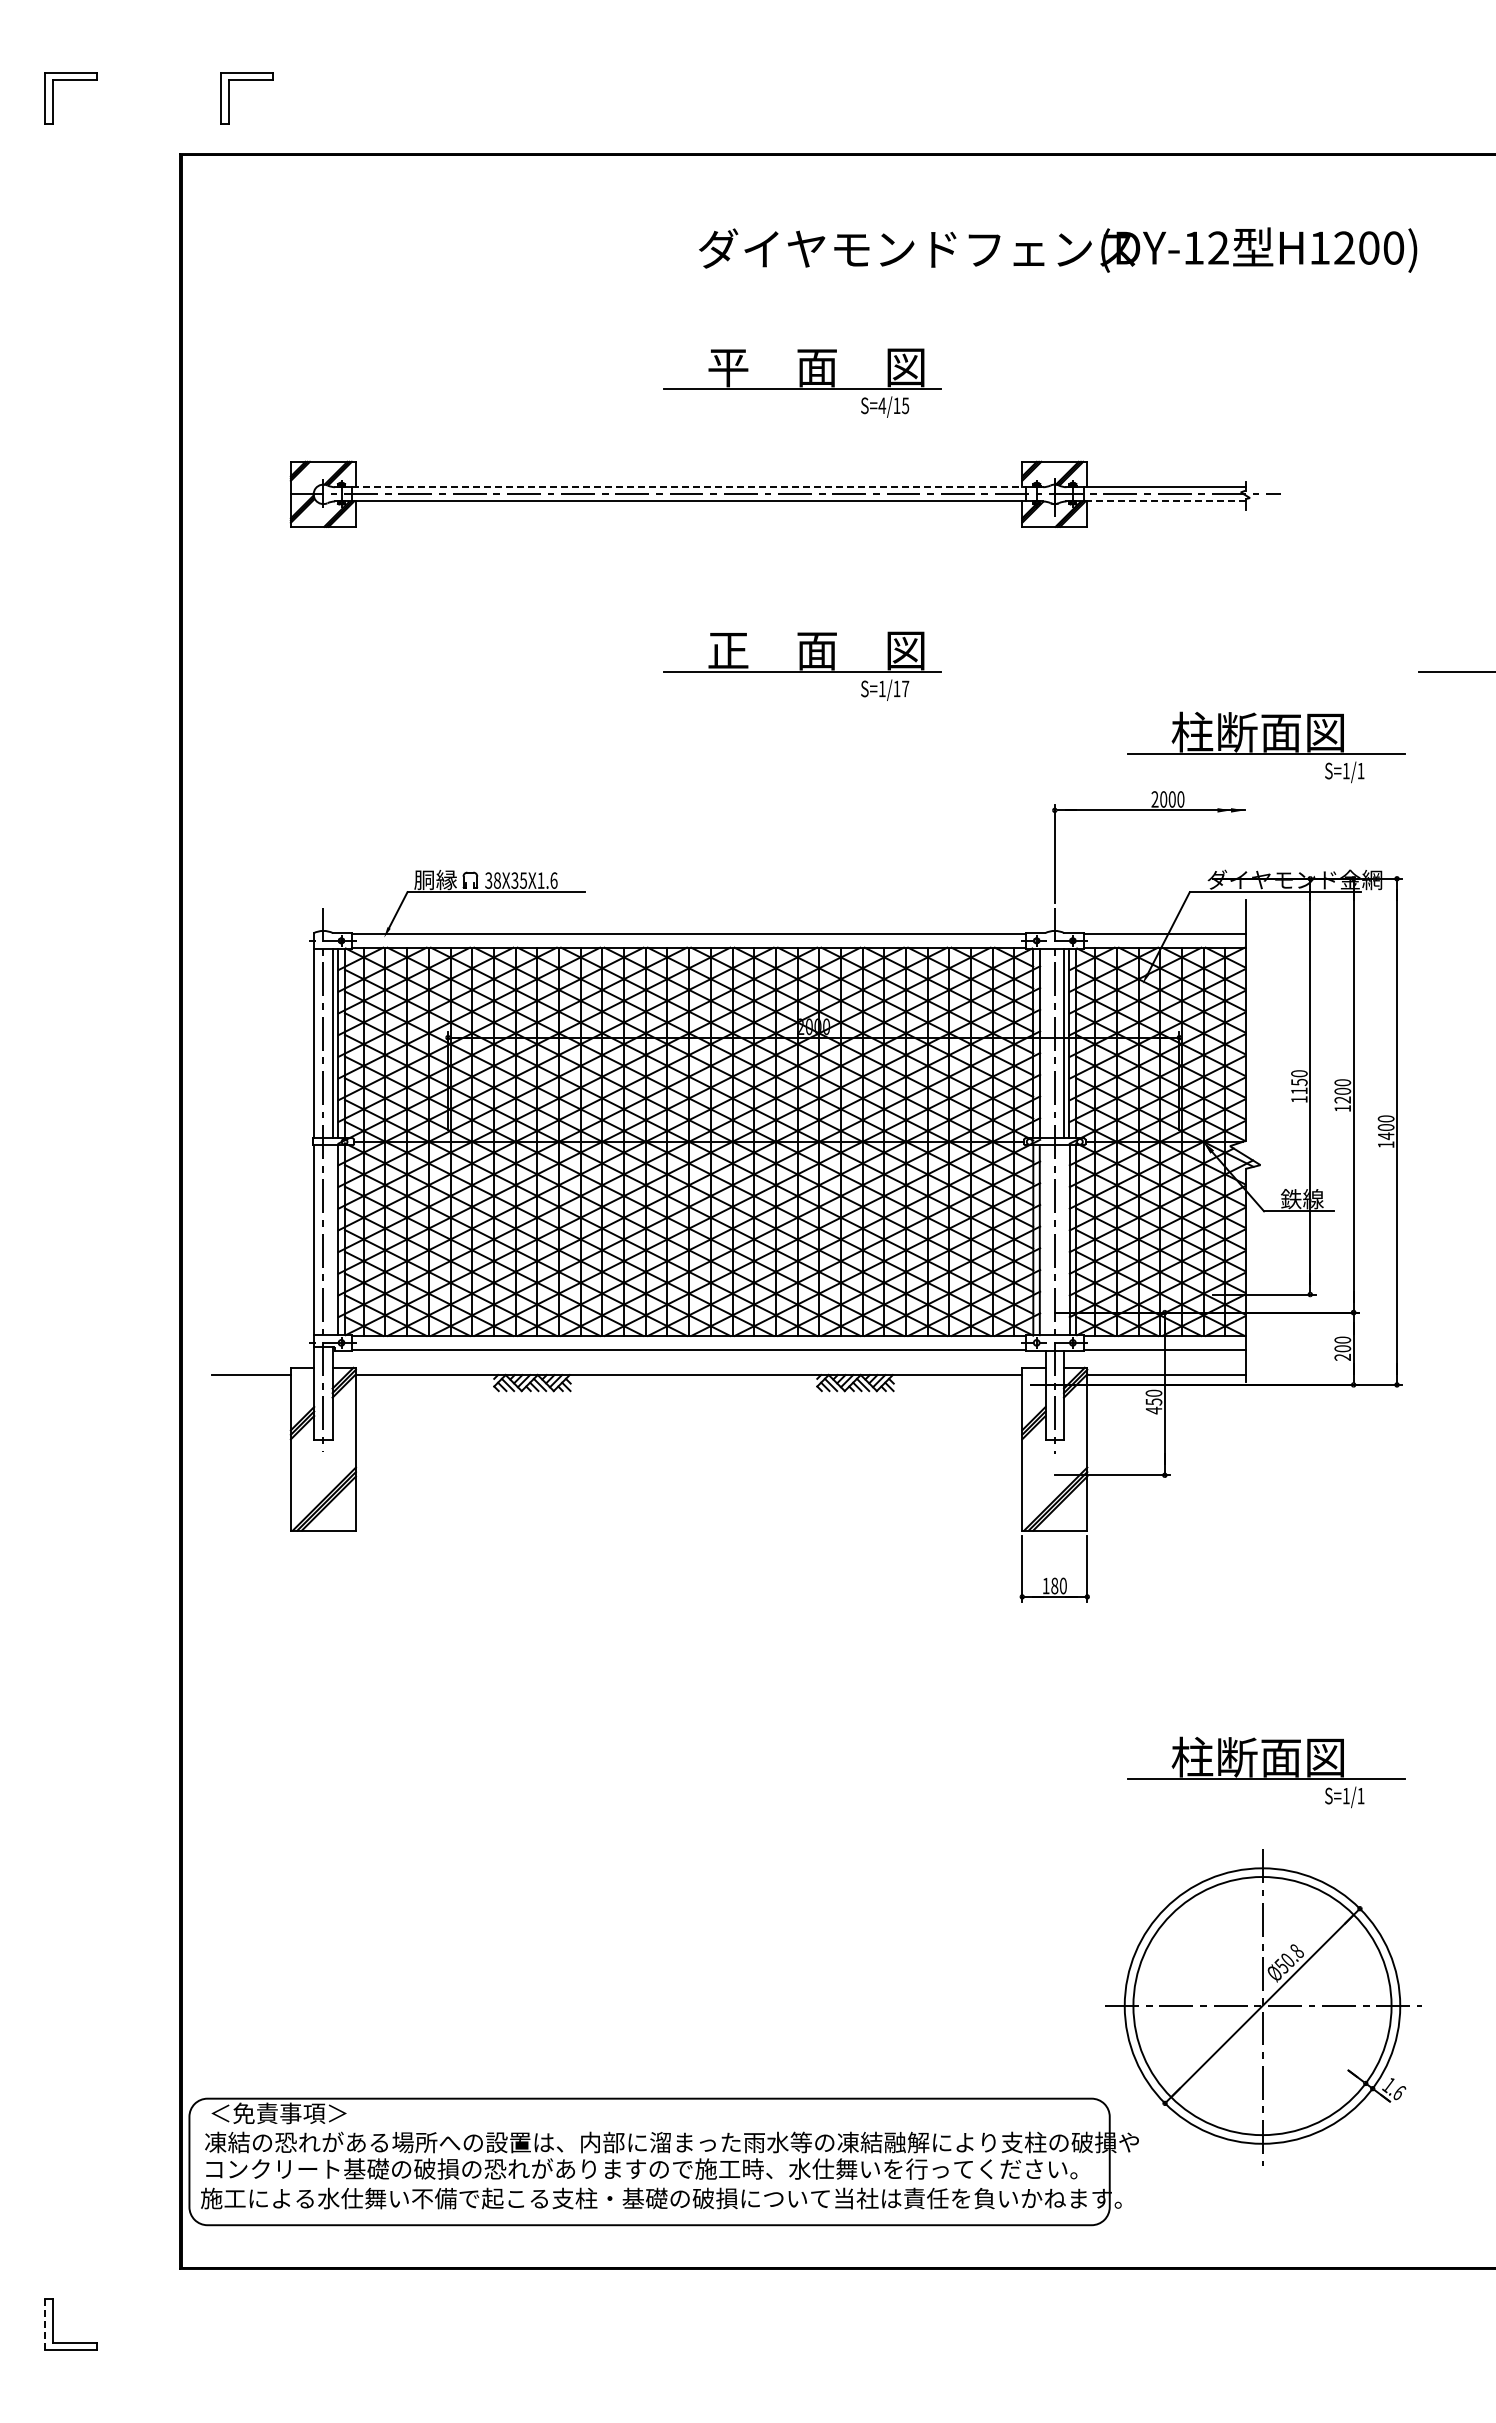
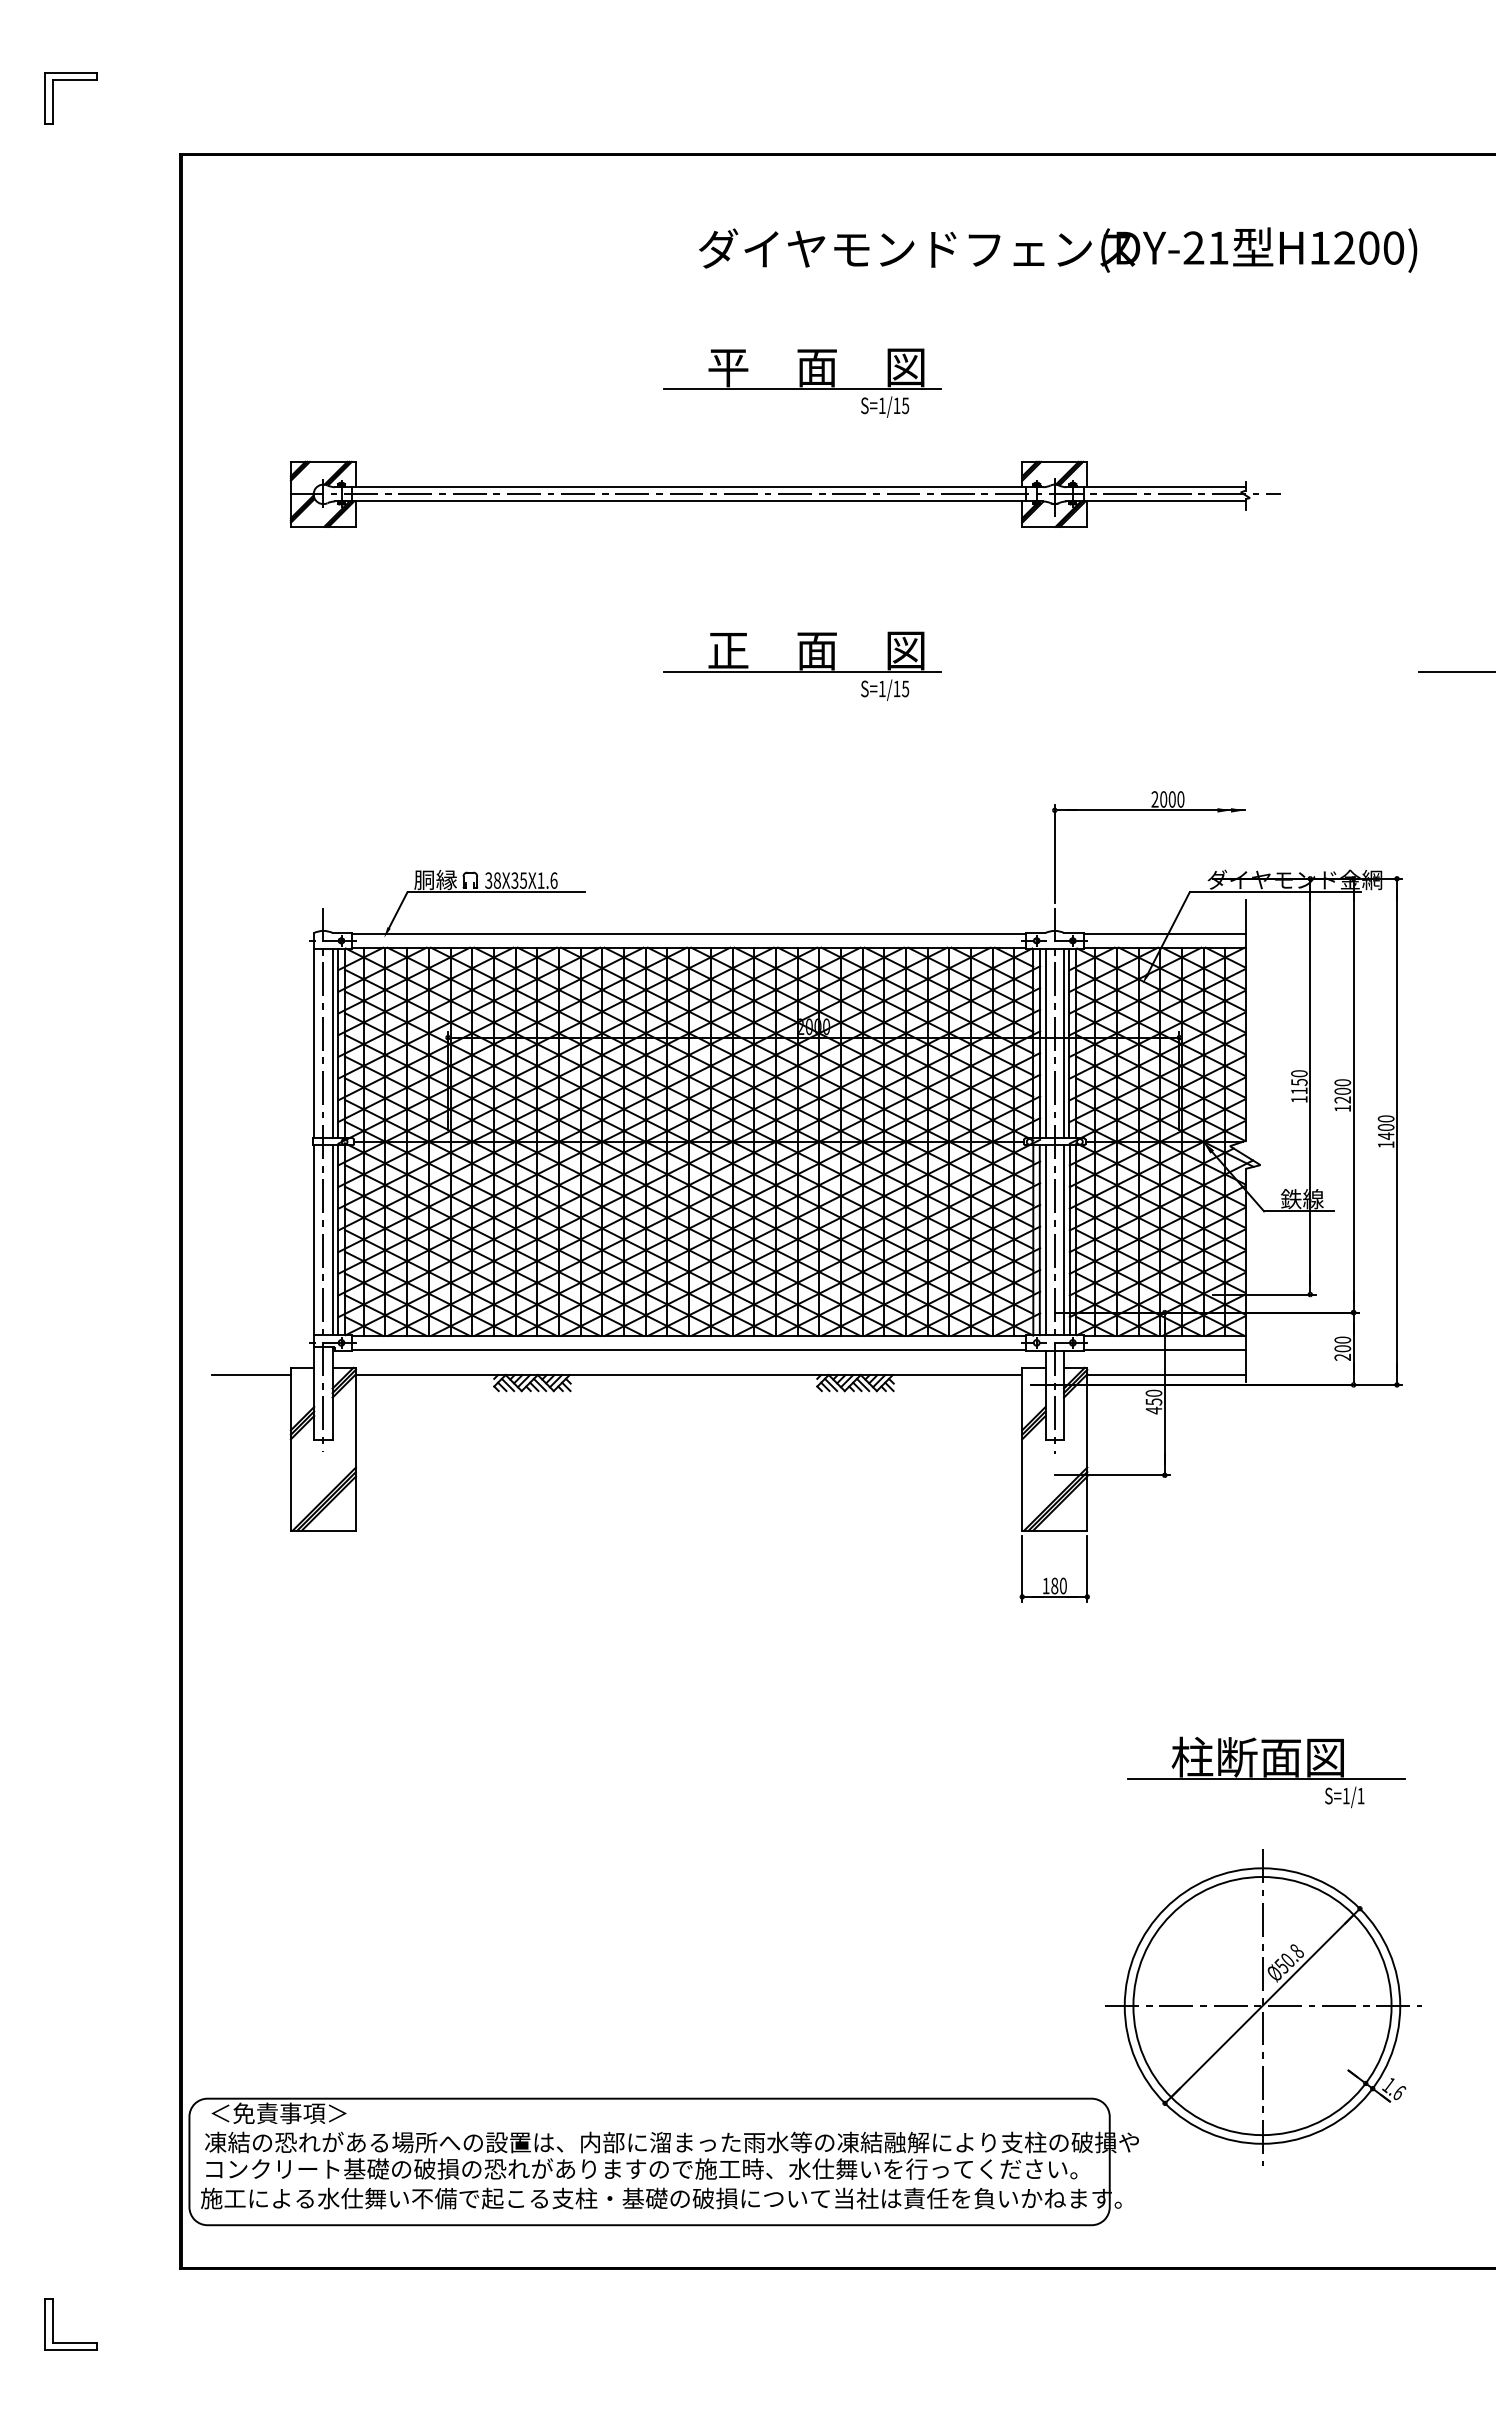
part: present -> none (229, 98)
text: (DY-12 -> (DY-21 (1205, 247)
text: S=4/15 -> S=1/15 (882, 405)
line: dashed -> solid (689, 487)
line: dashed -> solid (1164, 501)
text: S=1/17 -> S=1/15 (905, 688)
part: present -> none (1266, 747)
line: none -> present (1045, 1043)
line: none -> present (332, 1240)
line: none -> present (1045, 1240)
line: none -> present (1063, 1240)
line: dashed -> solid (44, 2324)
